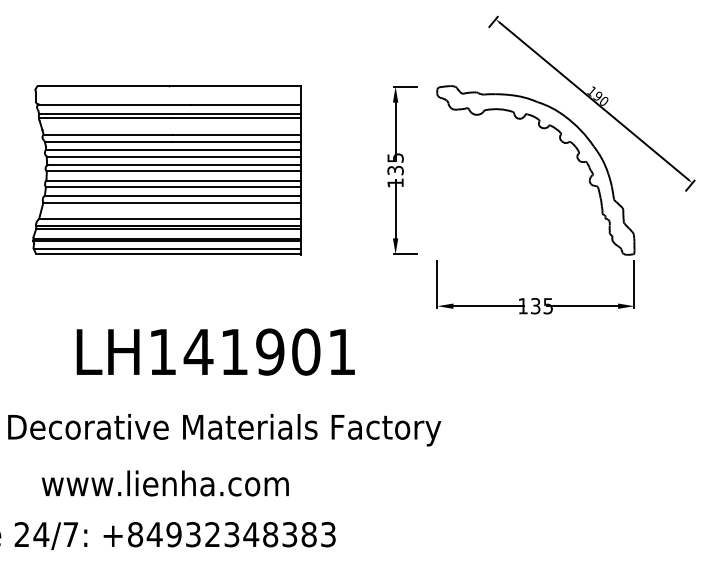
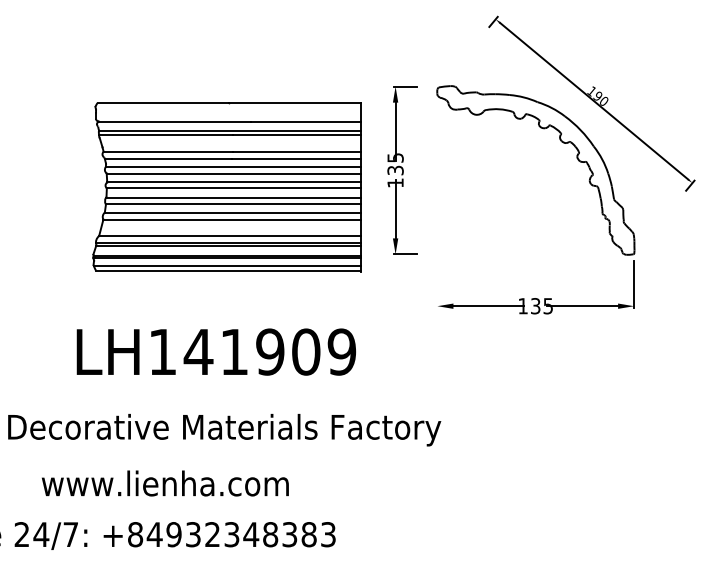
part position: (166, 170) -> (226, 187) (226, 187)
line: present -> none (437, 283)
text: LH141901 -> LH141909 (341, 351)
